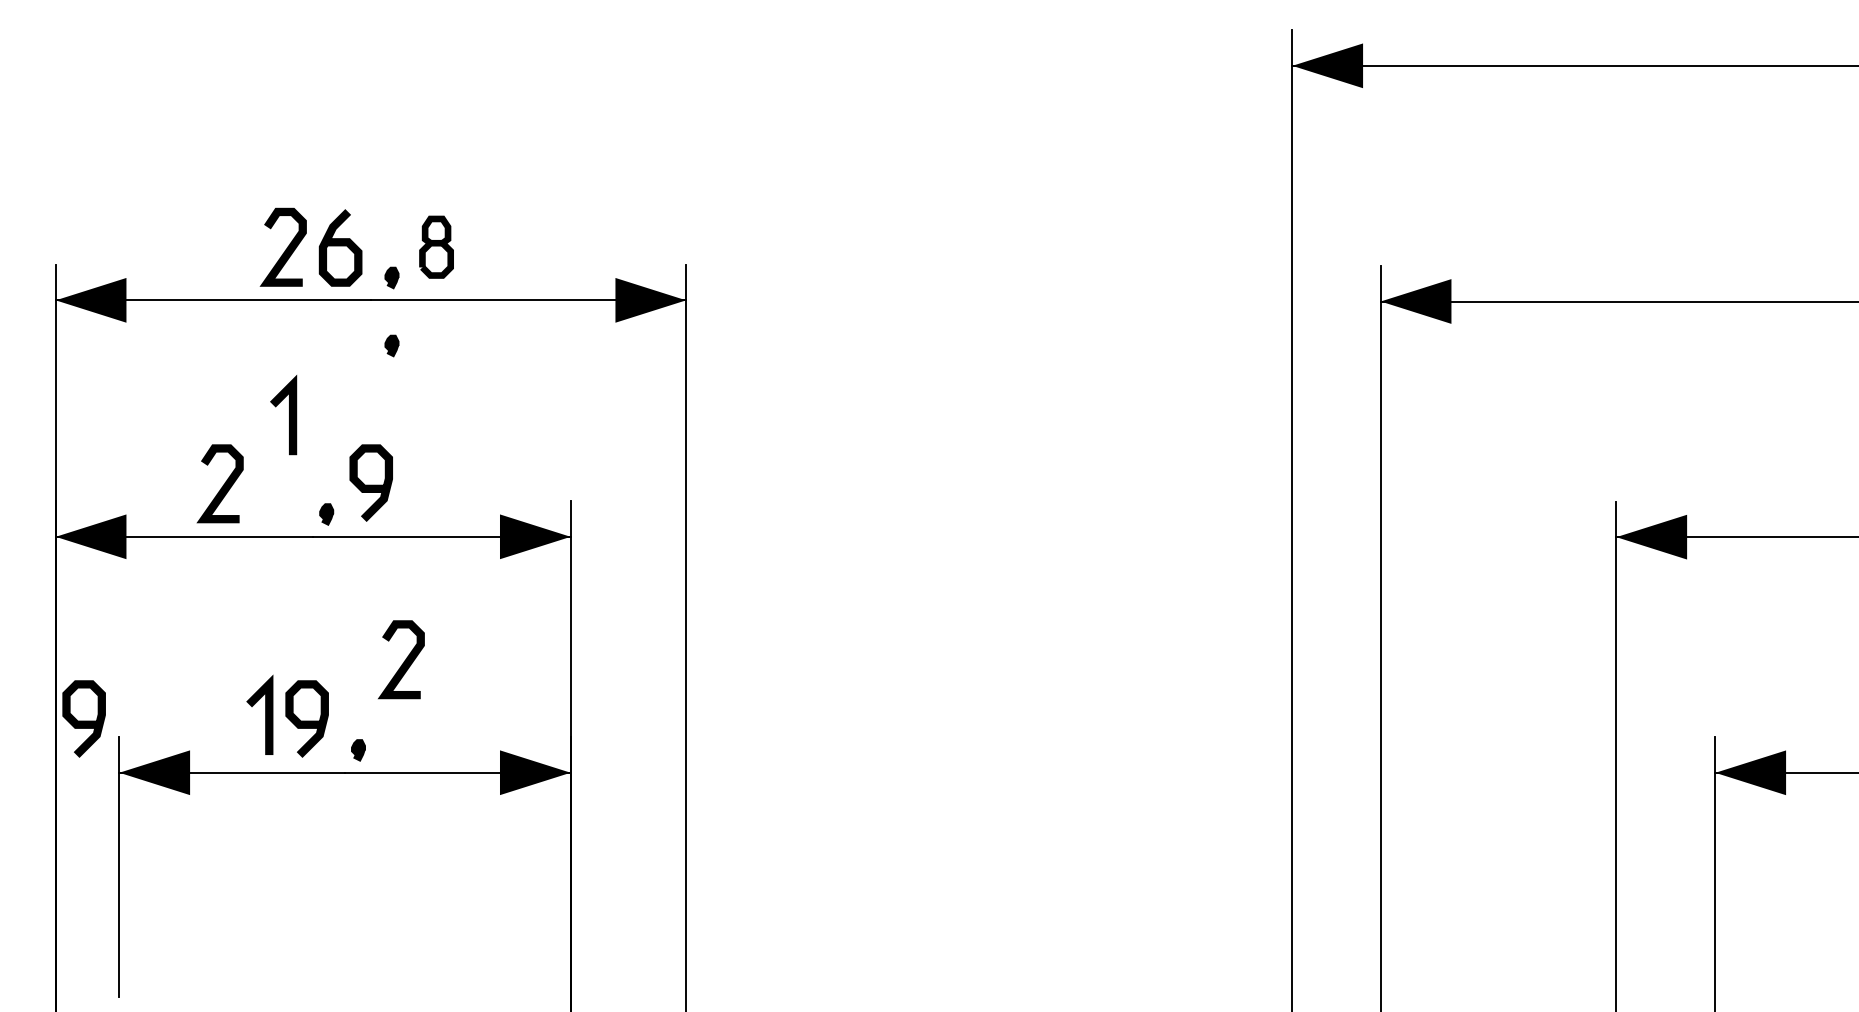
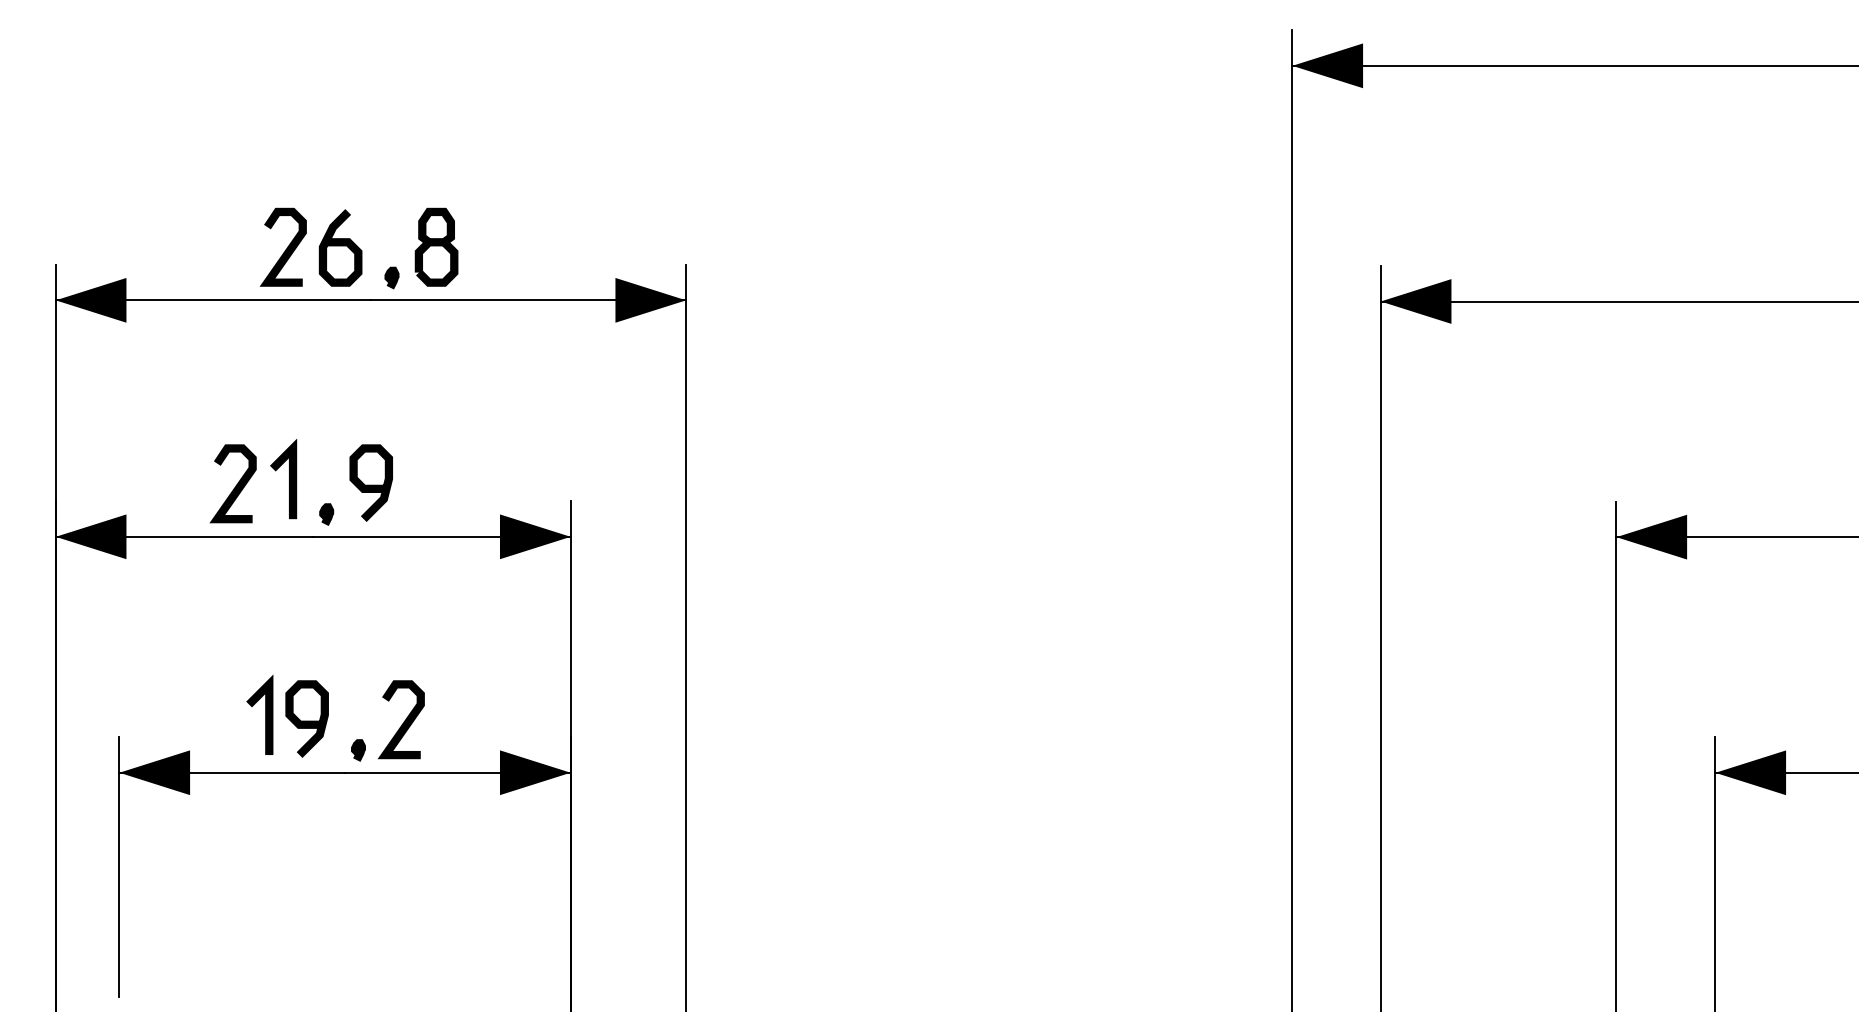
part size: 35x64 px -> 45x80 px (436, 246)
part: present -> none (391, 345)
line position: (289, 415) -> (289, 479) (289, 479)
curve position: (222, 485) -> (235, 485) (235, 485)
curve position: (403, 661) -> (403, 721) (403, 721)
curve: present -> none (83, 720)
